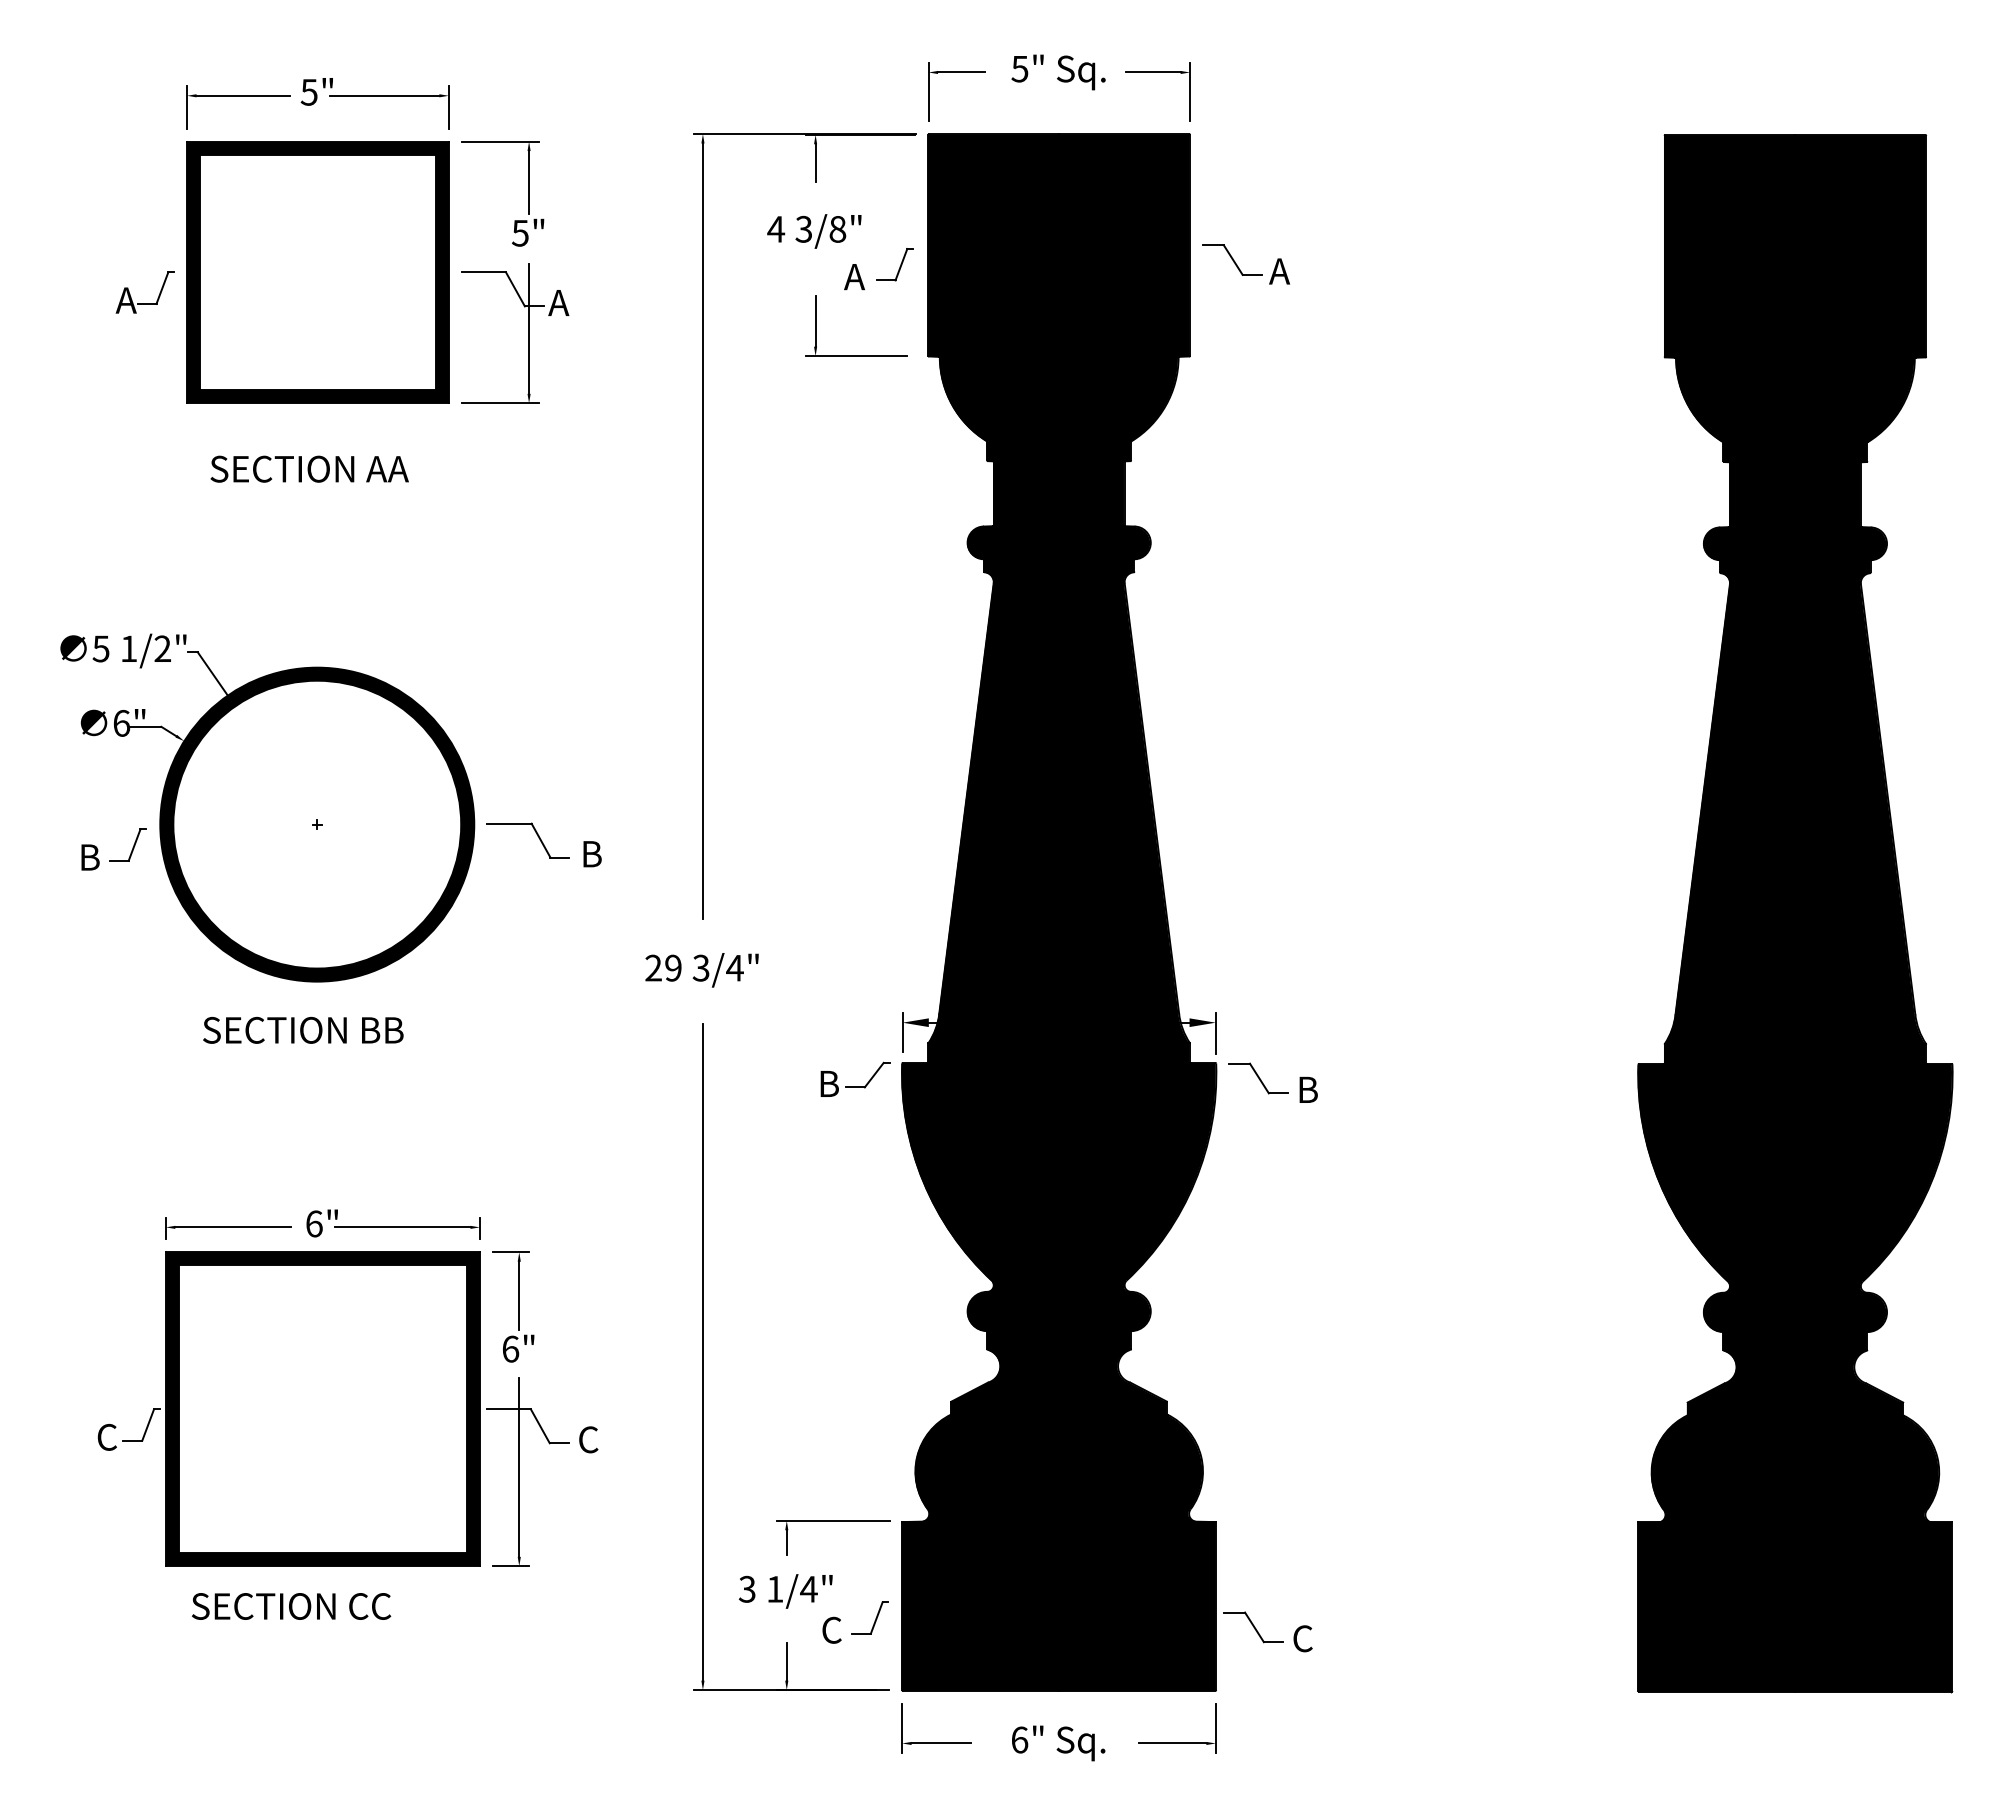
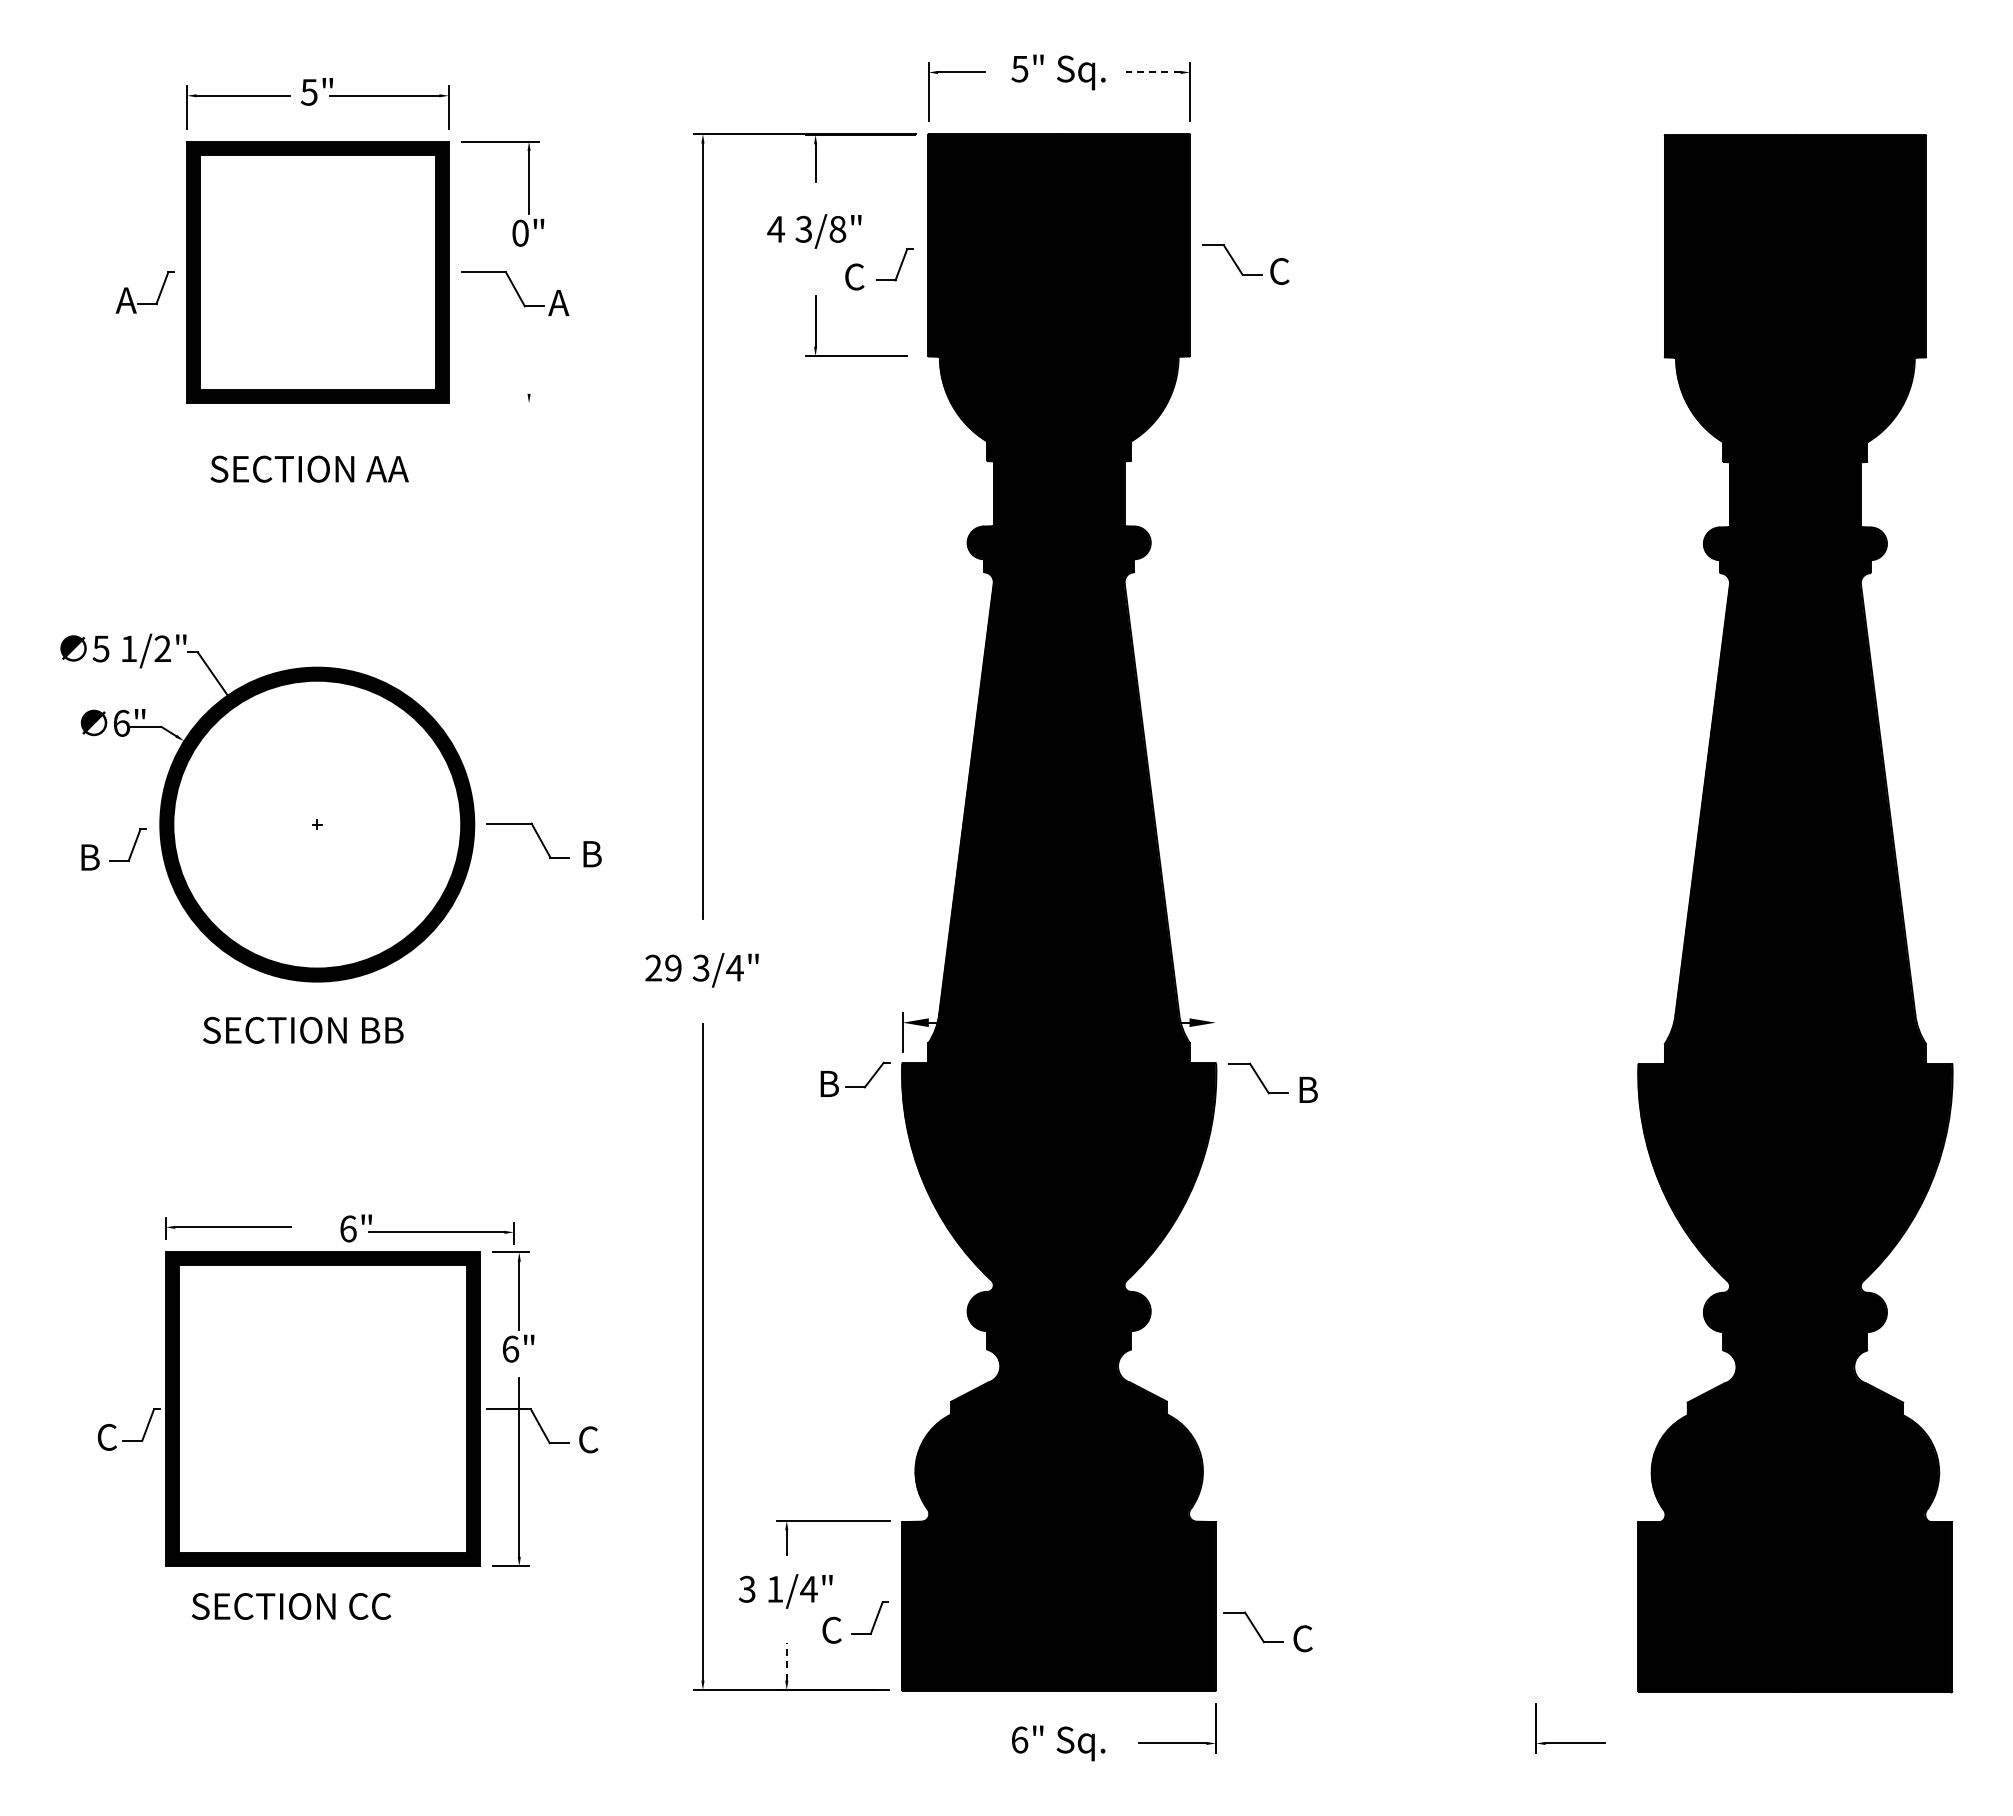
line: solid -> dashed (1152, 72)
text: 5" -> 0" (519, 232)
text: A -> C (1279, 271)
text: A -> C (854, 276)
line: present -> none (529, 328)
line: present -> none (499, 403)
line: present -> none (1215, 1033)
part position: (393, 1224) -> (427, 1229) (427, 1229)
line: solid -> dashed (786, 1661)
part position: (936, 1742) -> (1570, 1742) (1570, 1742)
